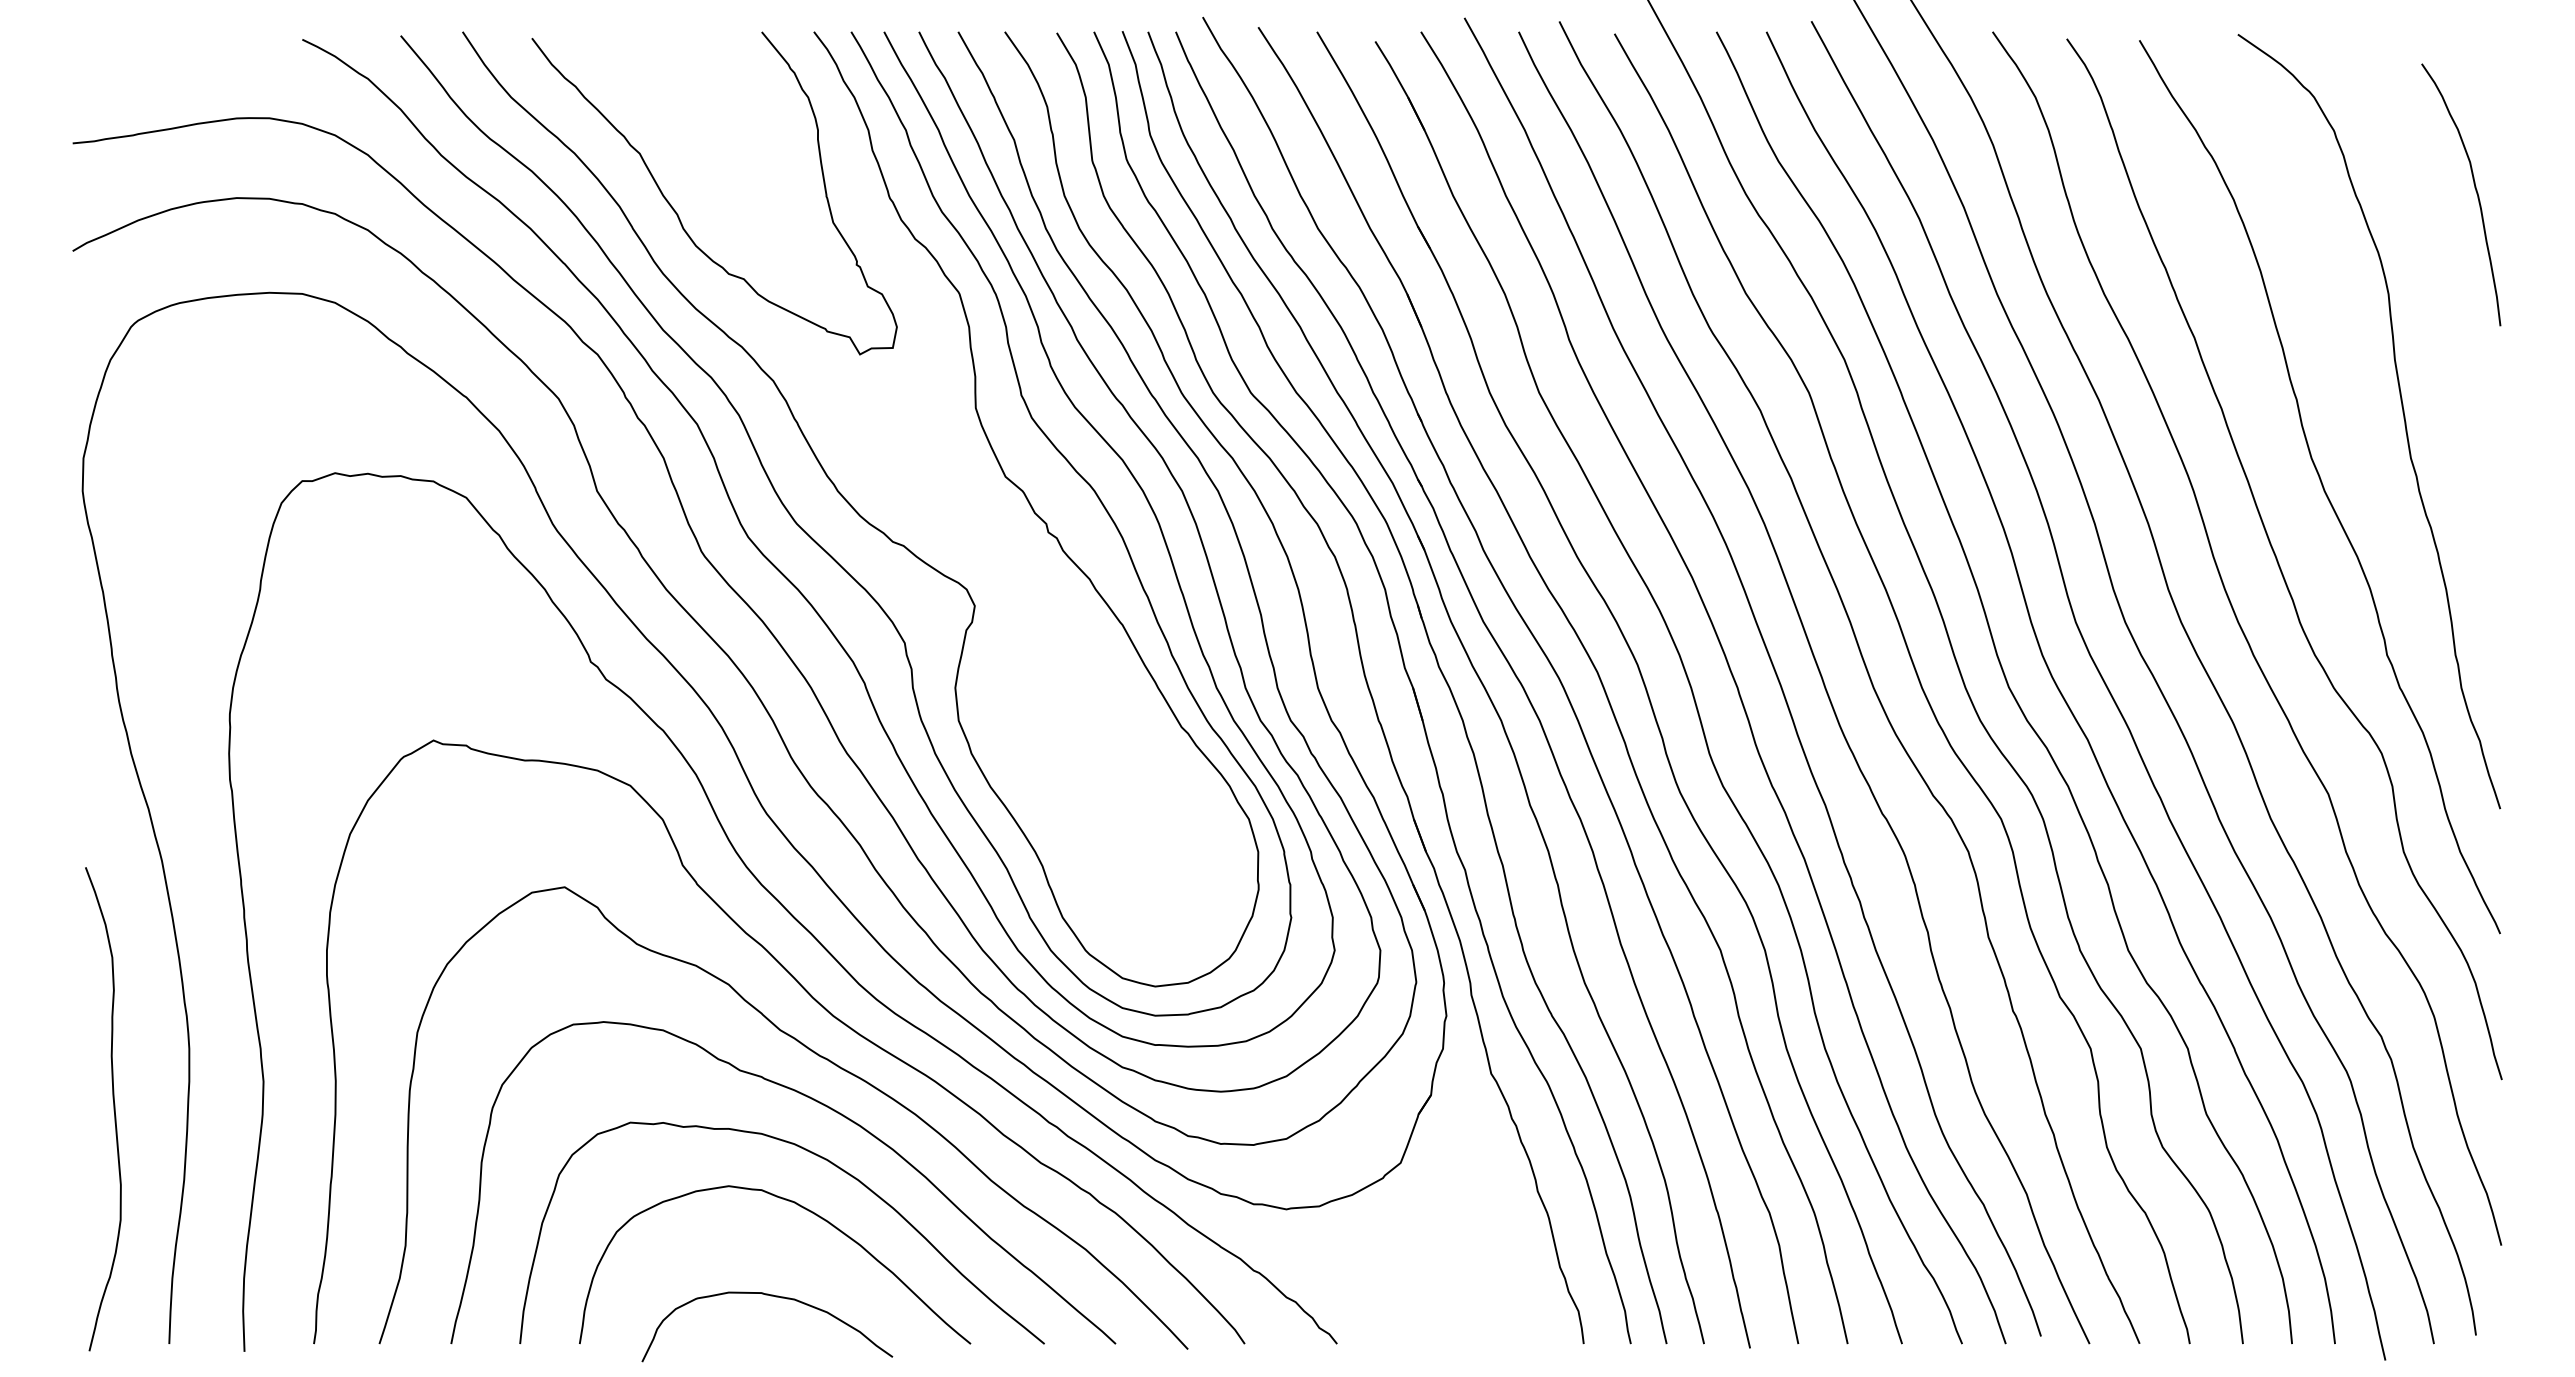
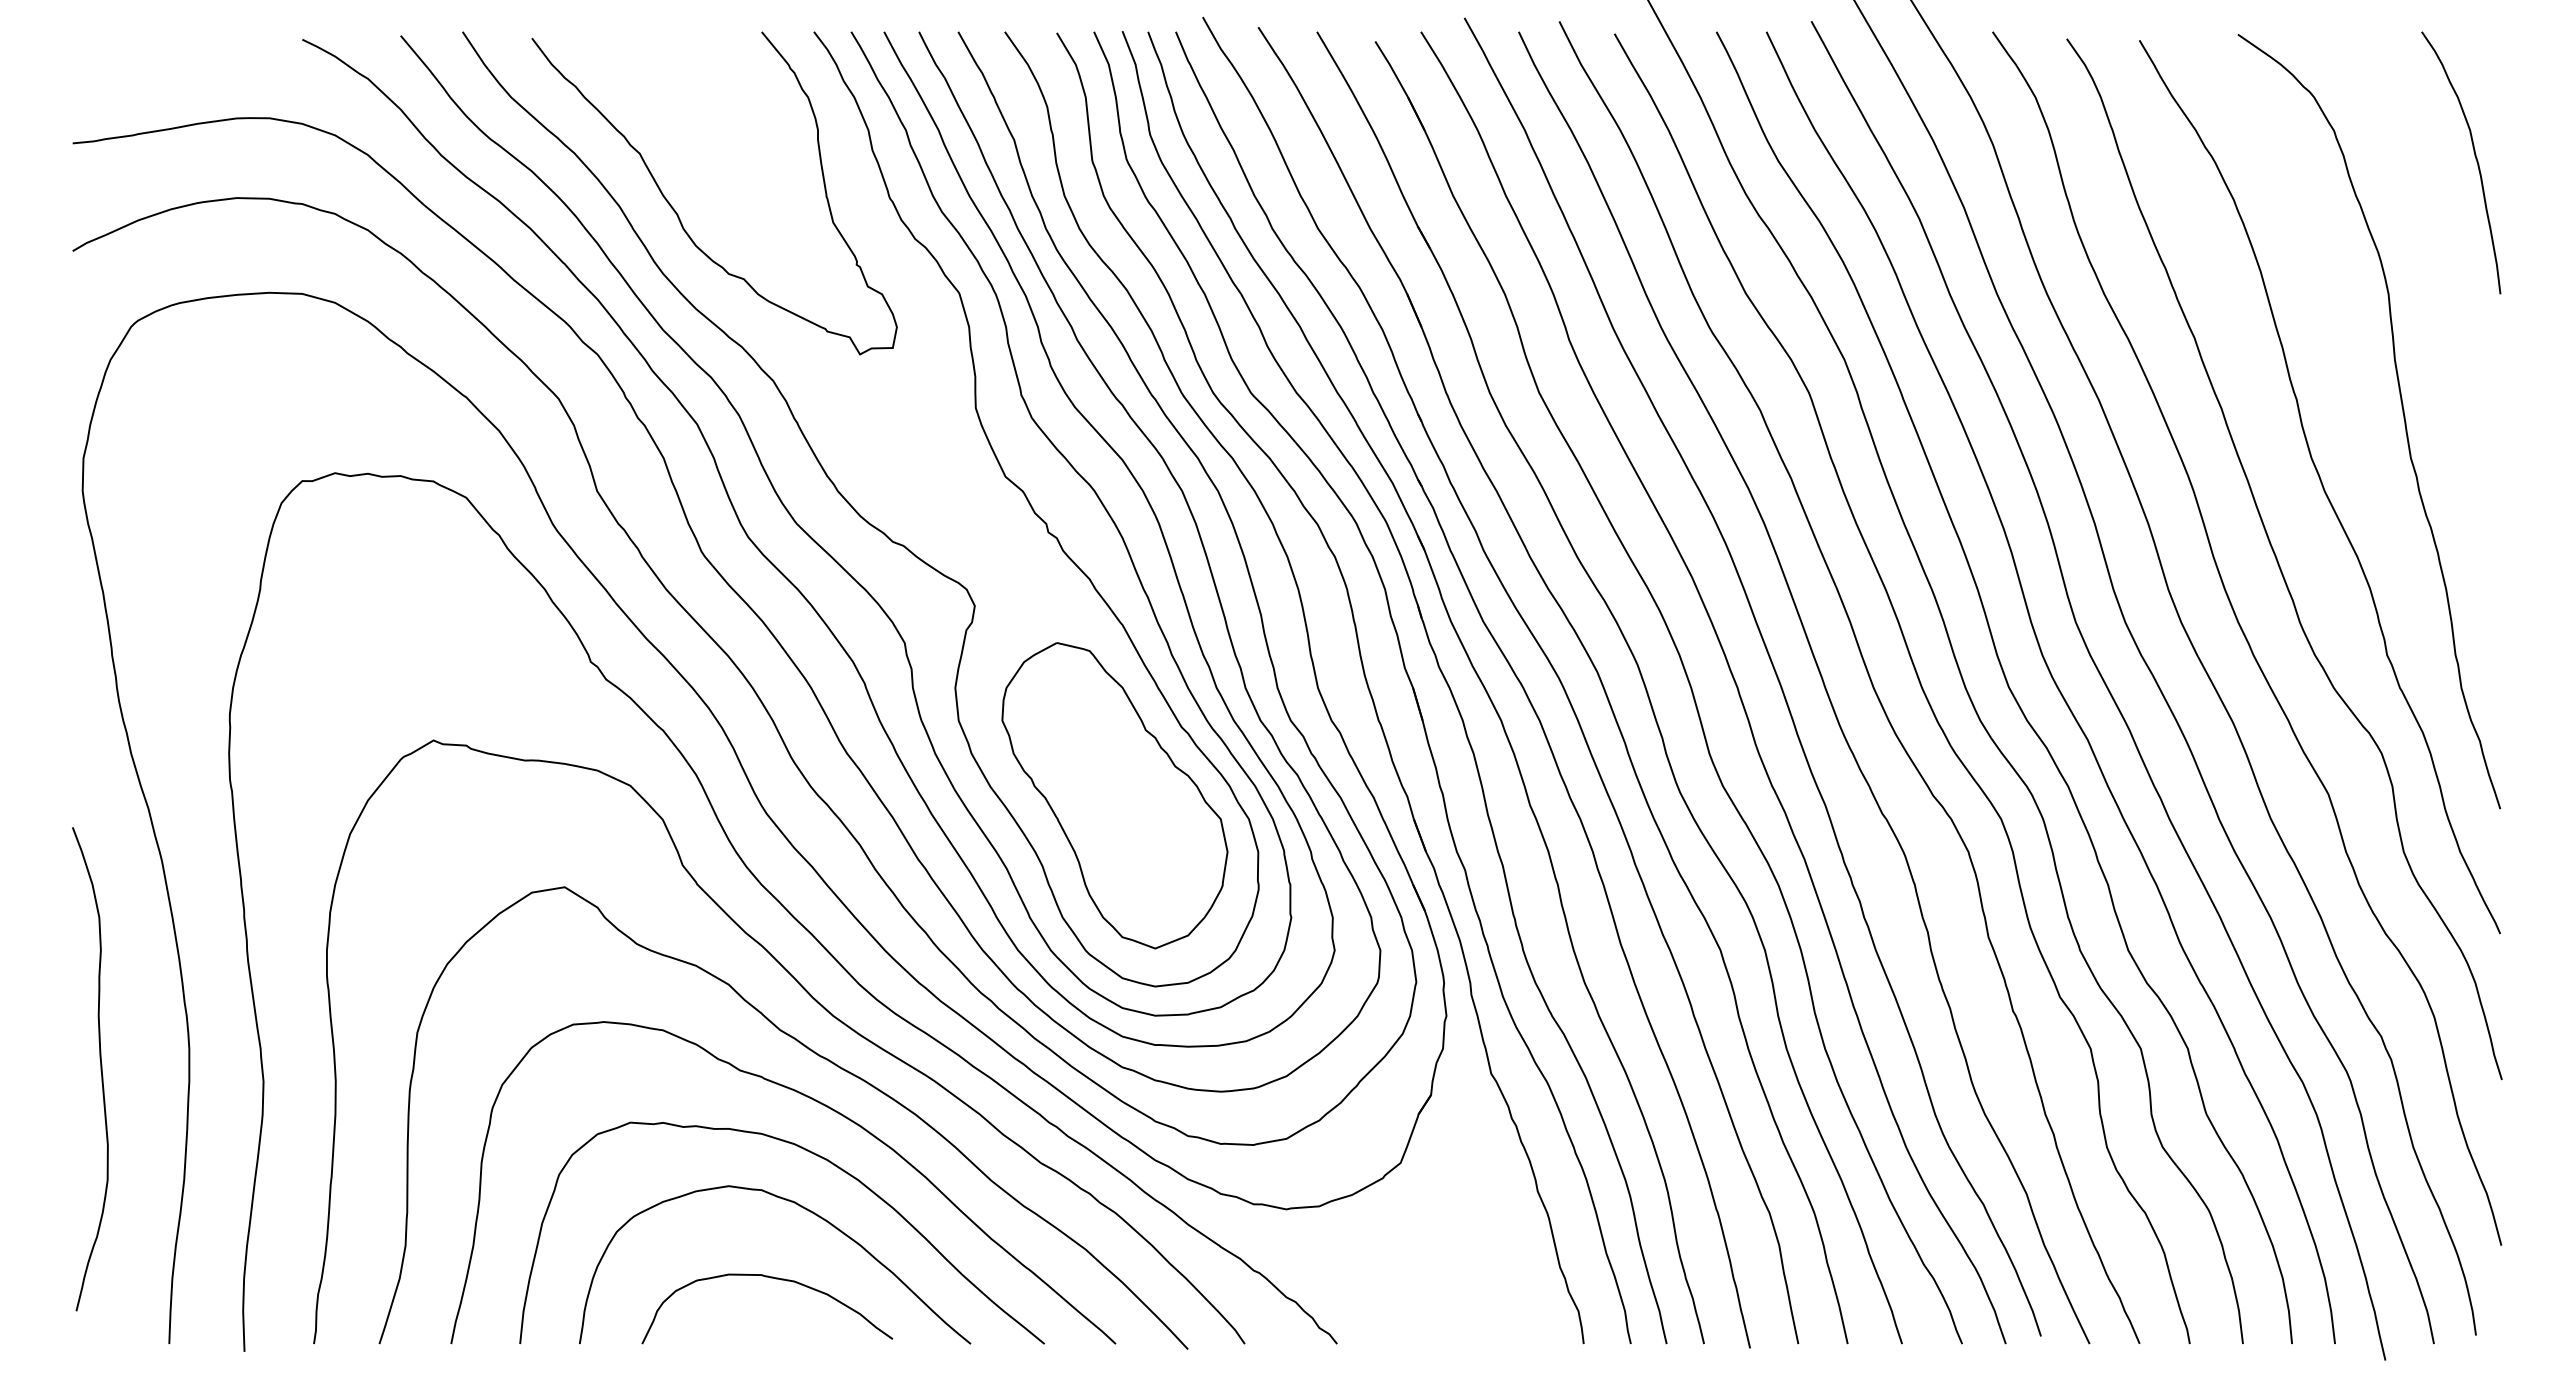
curve position: (2474, 188) -> (2474, 156) (2474, 156)
part: none -> present (1114, 795)
curve position: (113, 1109) -> (100, 1069) (100, 1069)
curve position: (775, 1297) -> (775, 1279) (775, 1279)
